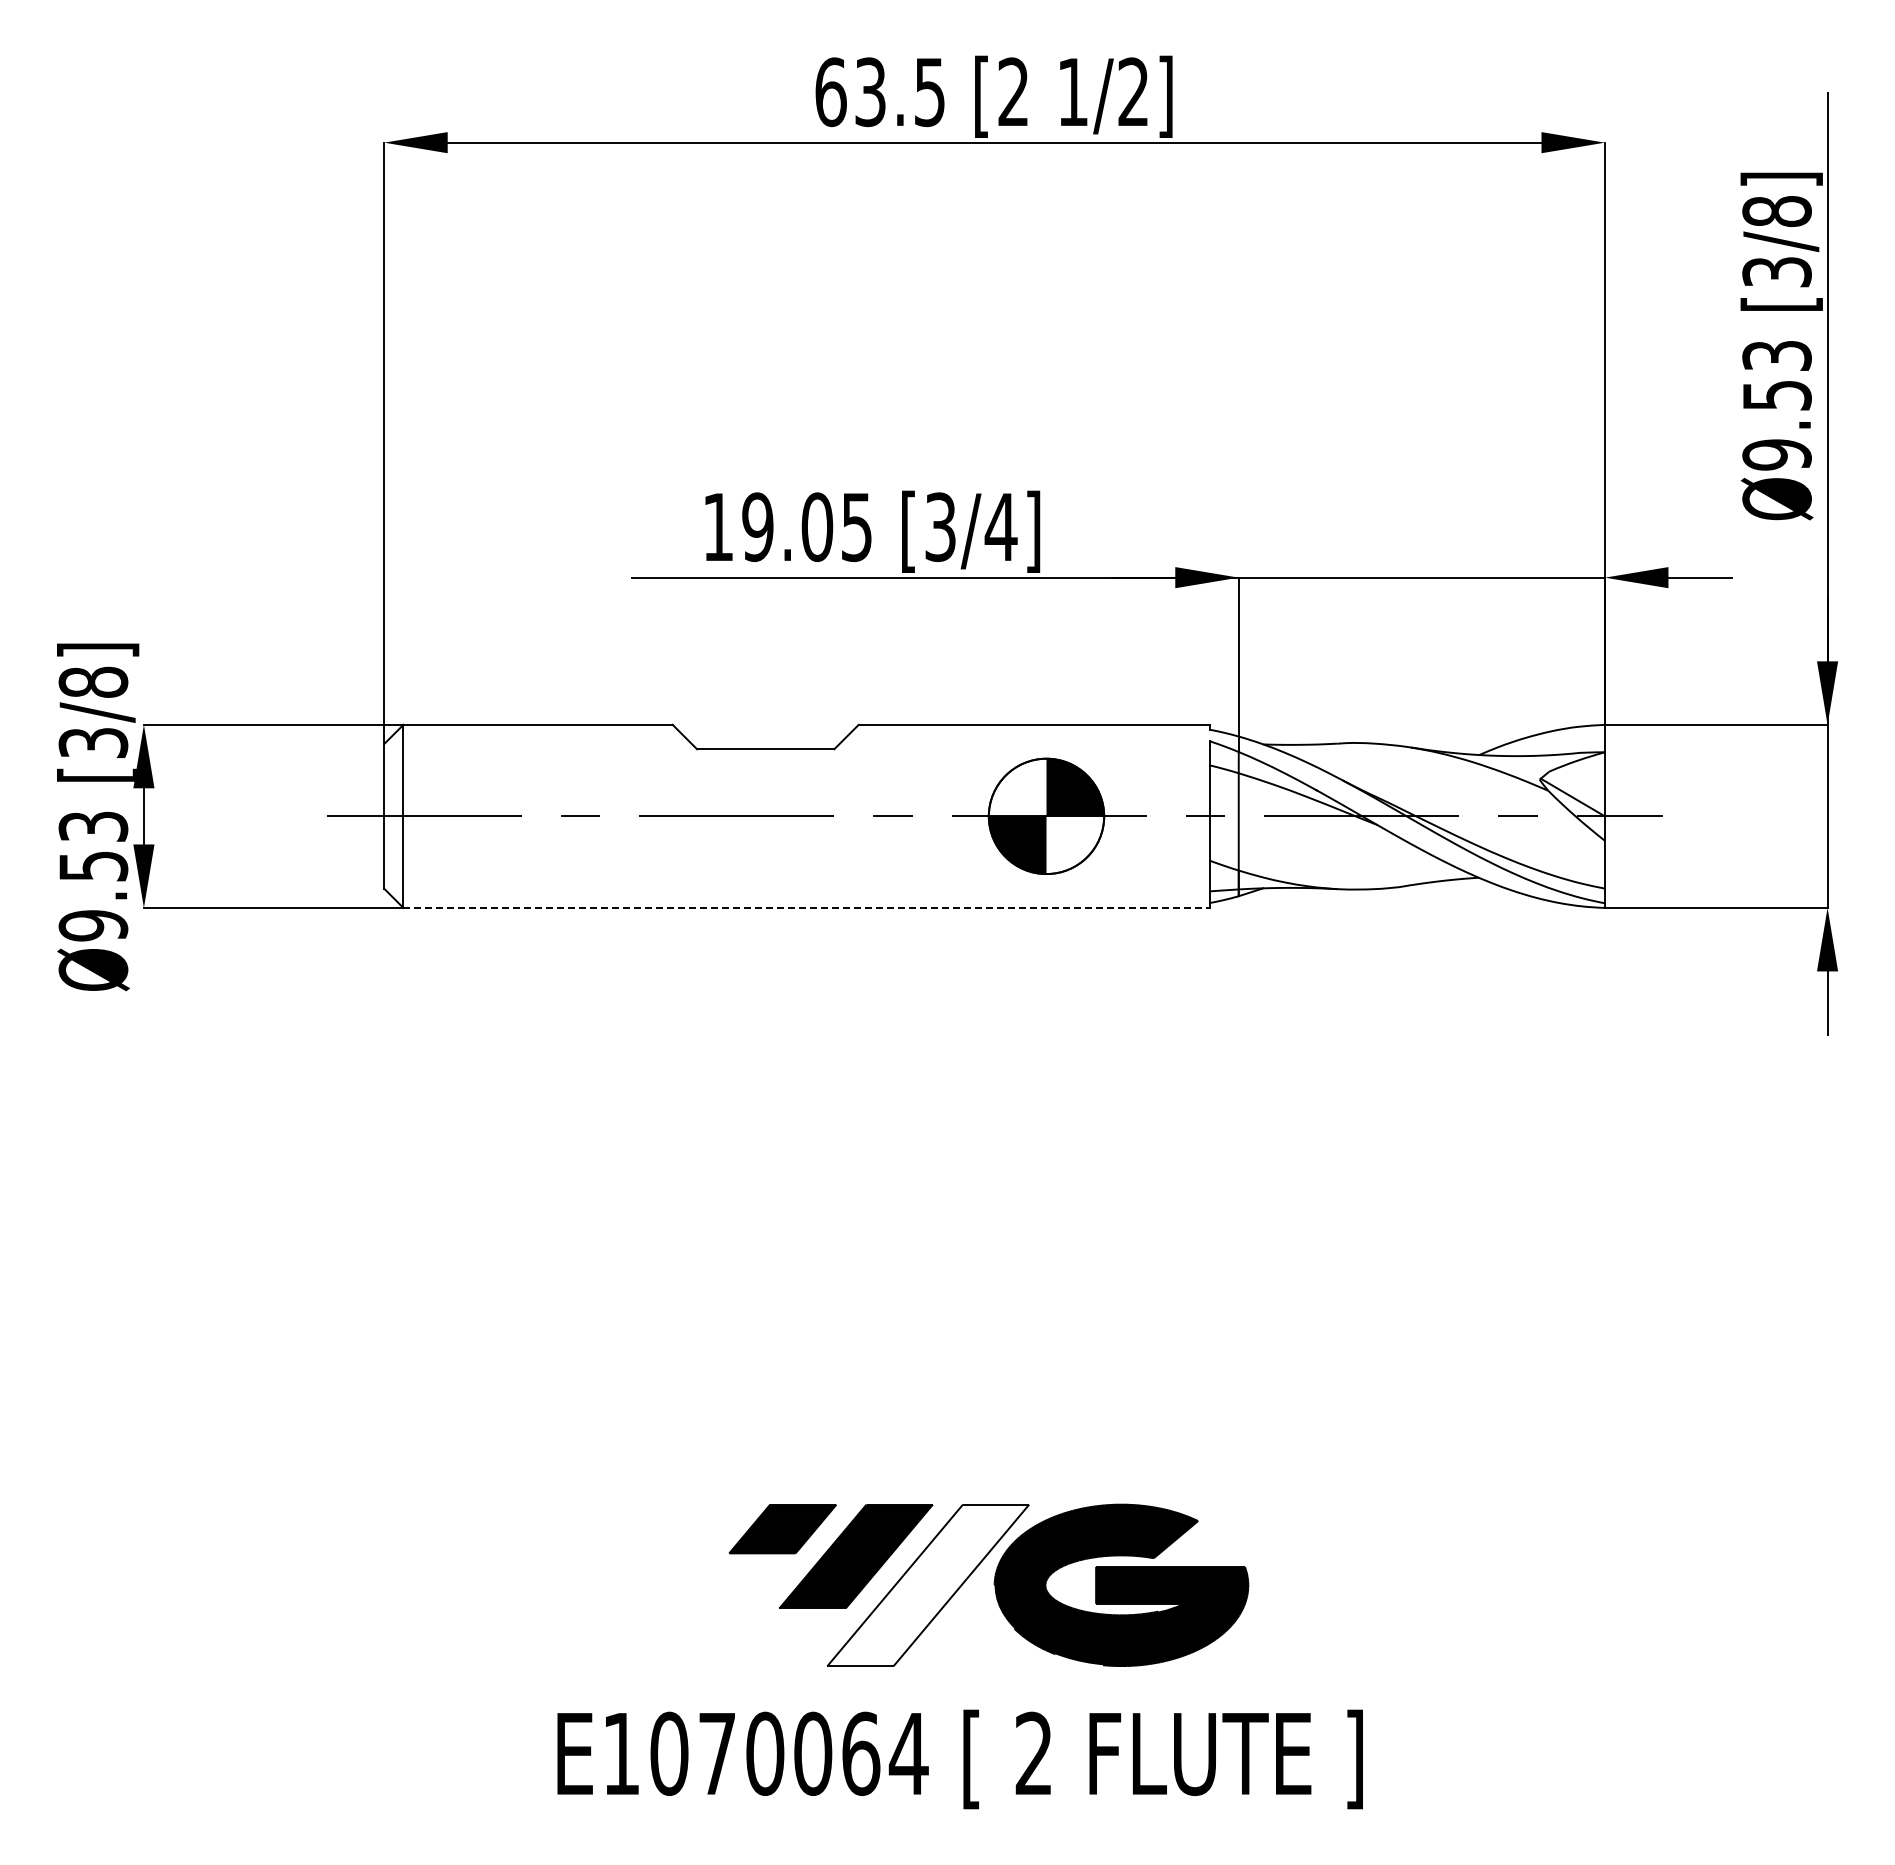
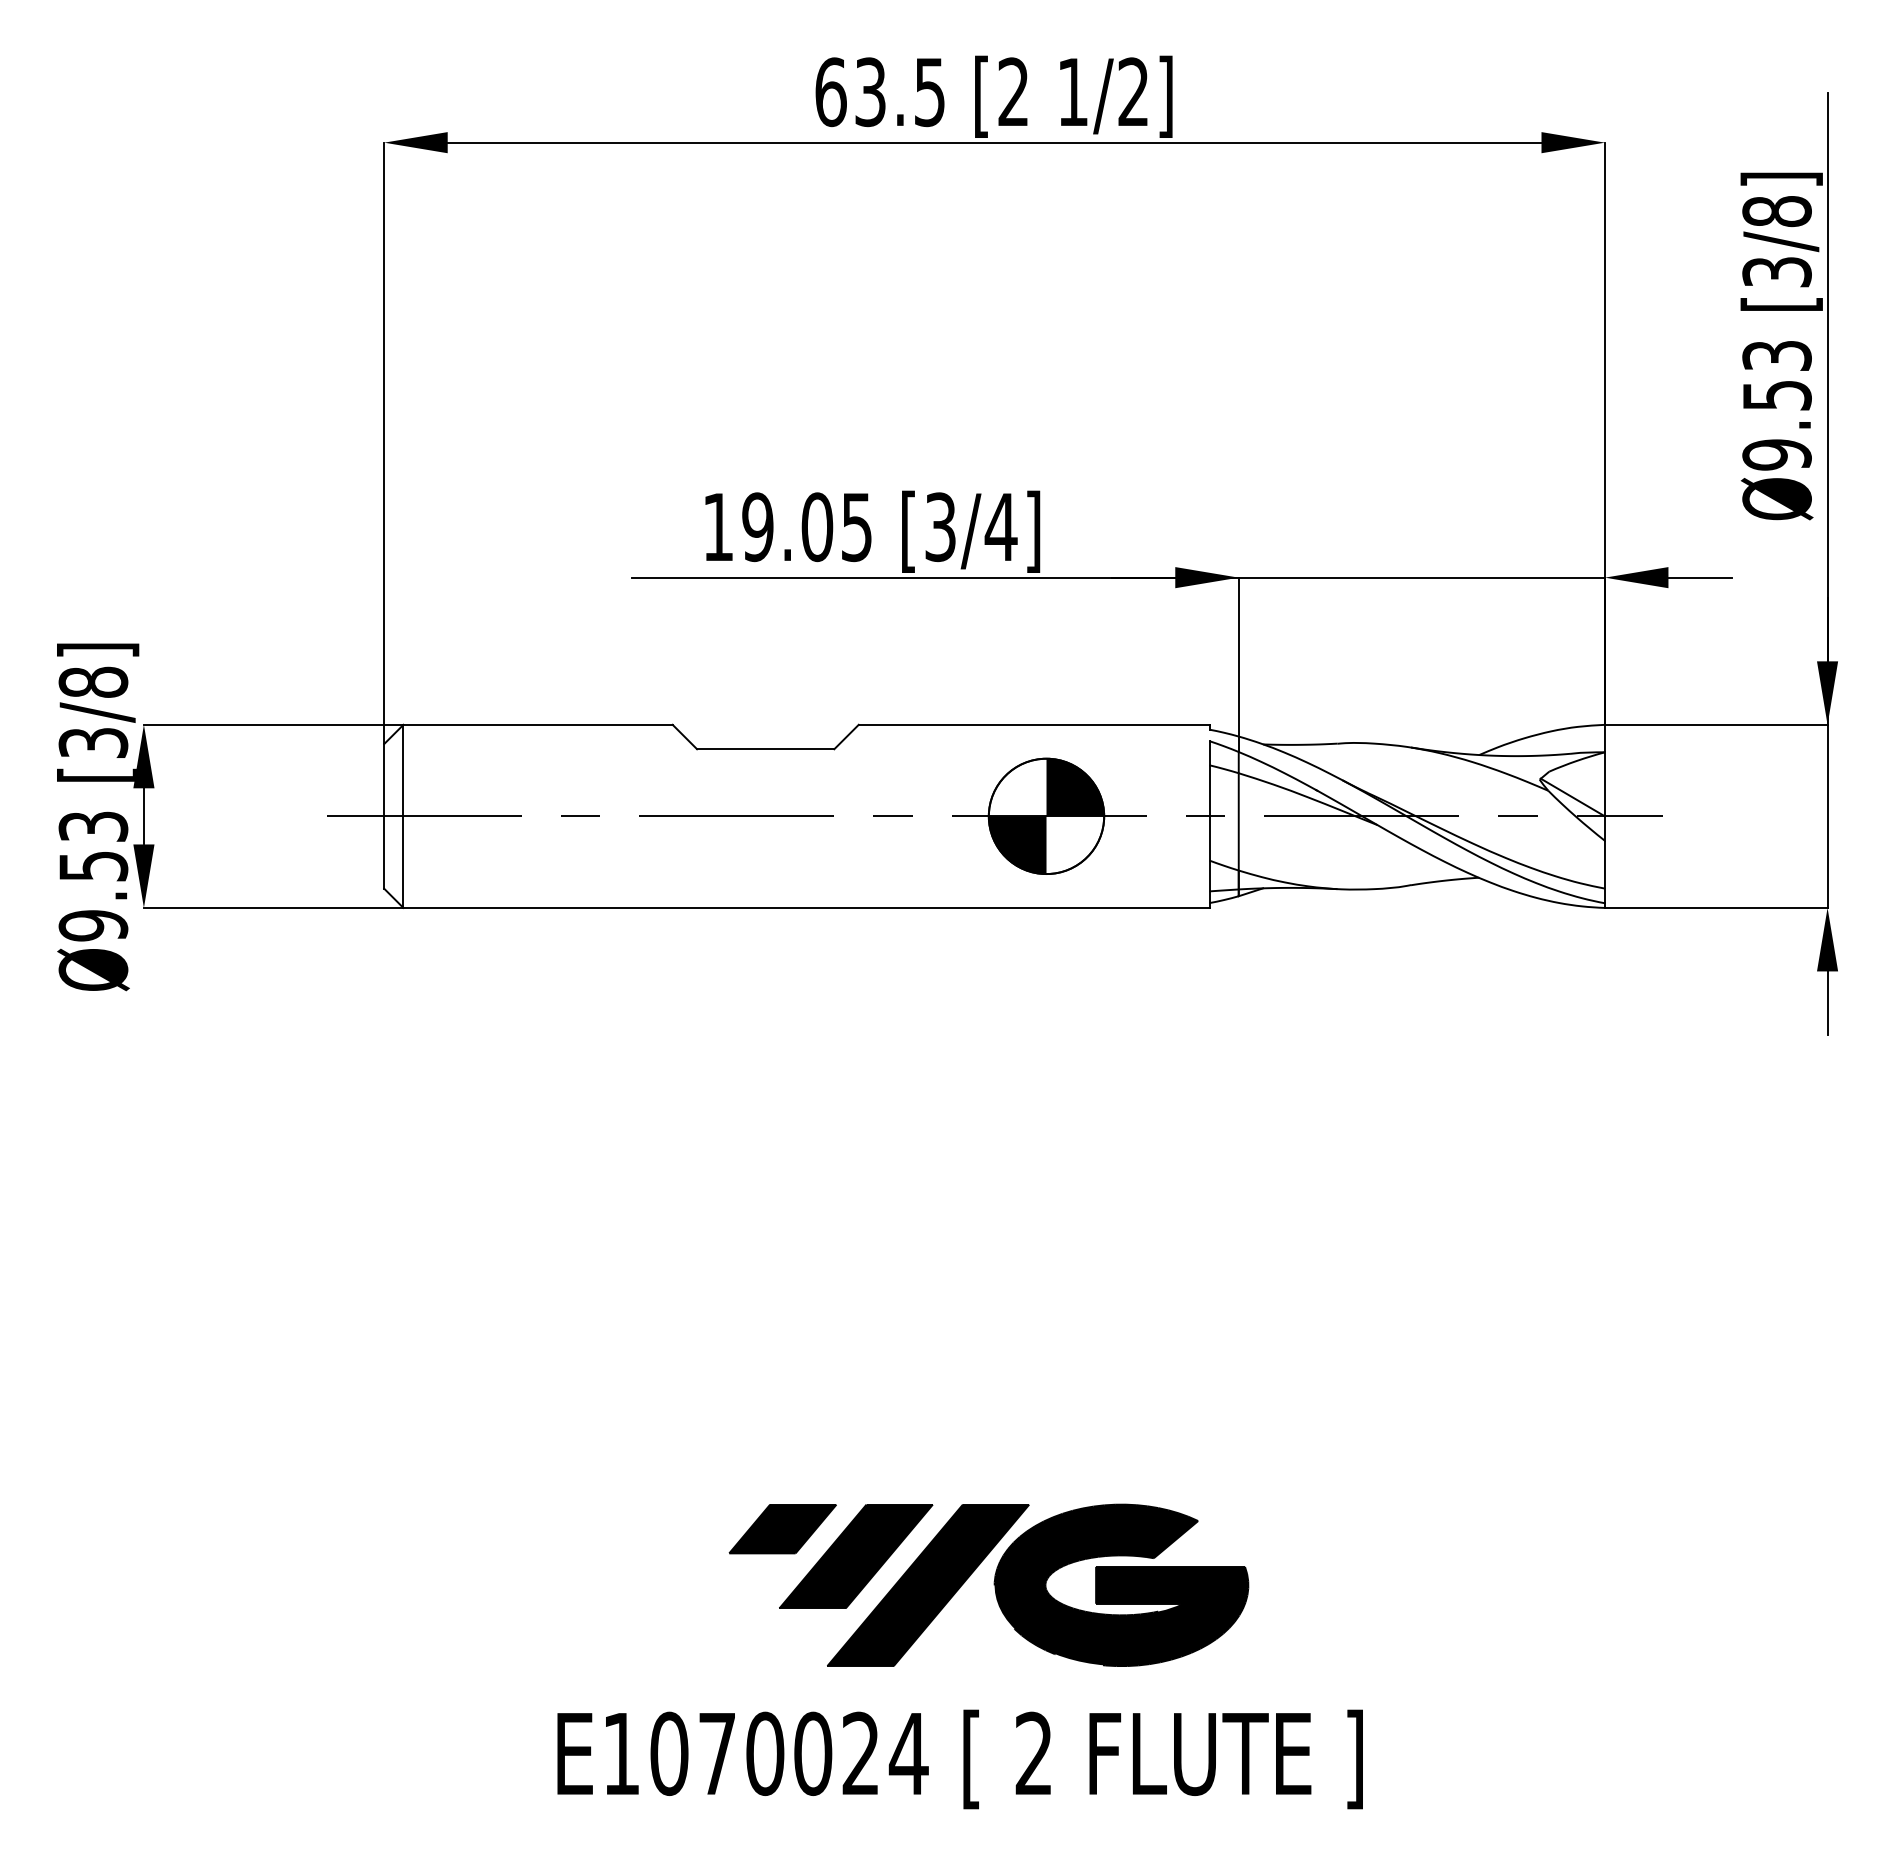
line: dashed -> solid (806, 907)
fill: none -> present (928, 1585)
text: E1070064 -> E1070024 (861, 1753)
